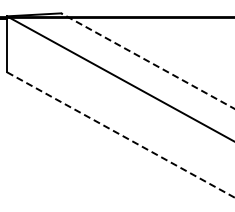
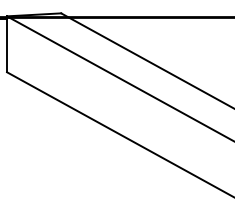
line: dashed -> solid (147, 61)
line: dashed -> solid (120, 134)
